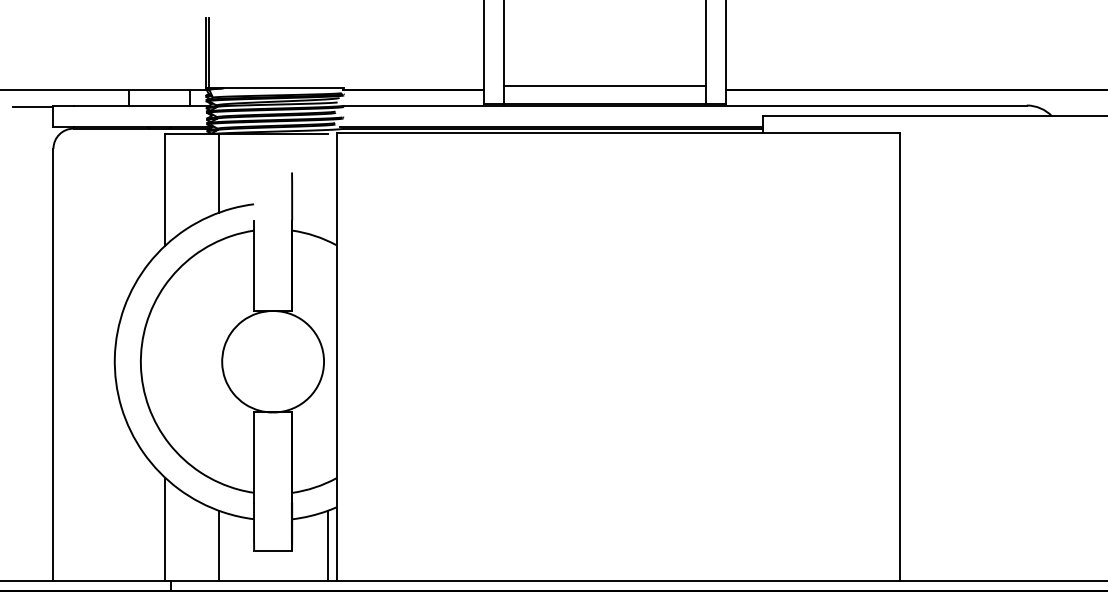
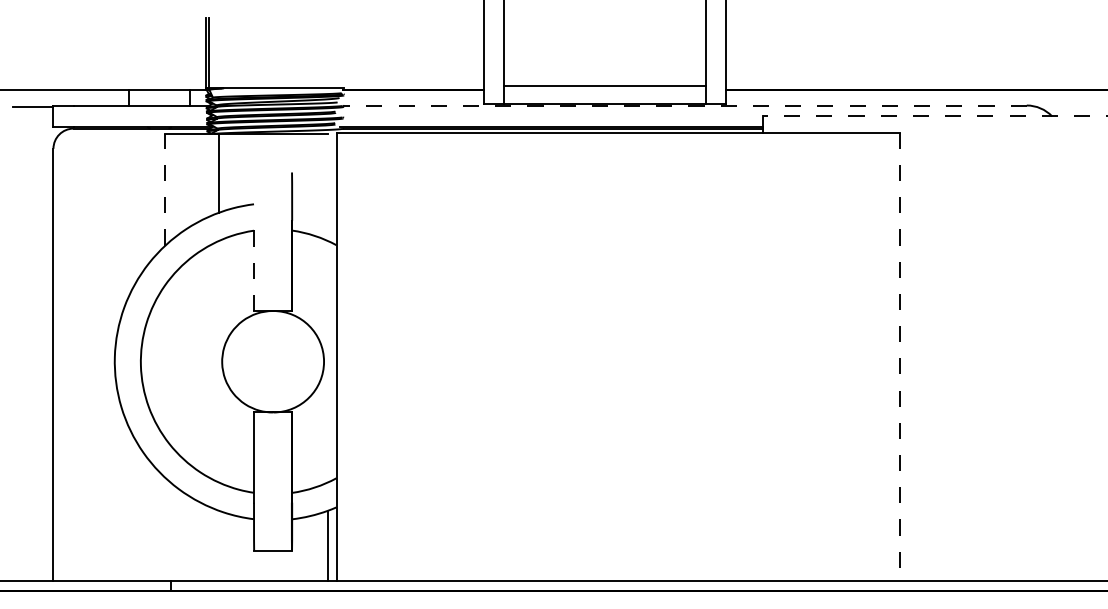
line: solid -> dashed (685, 105)
line: solid -> dashed (935, 116)
line: solid -> dashed (165, 189)
line: solid -> dashed (254, 265)
line: solid -> dashed (900, 357)
line: present -> none (165, 529)
line: present -> none (219, 545)
